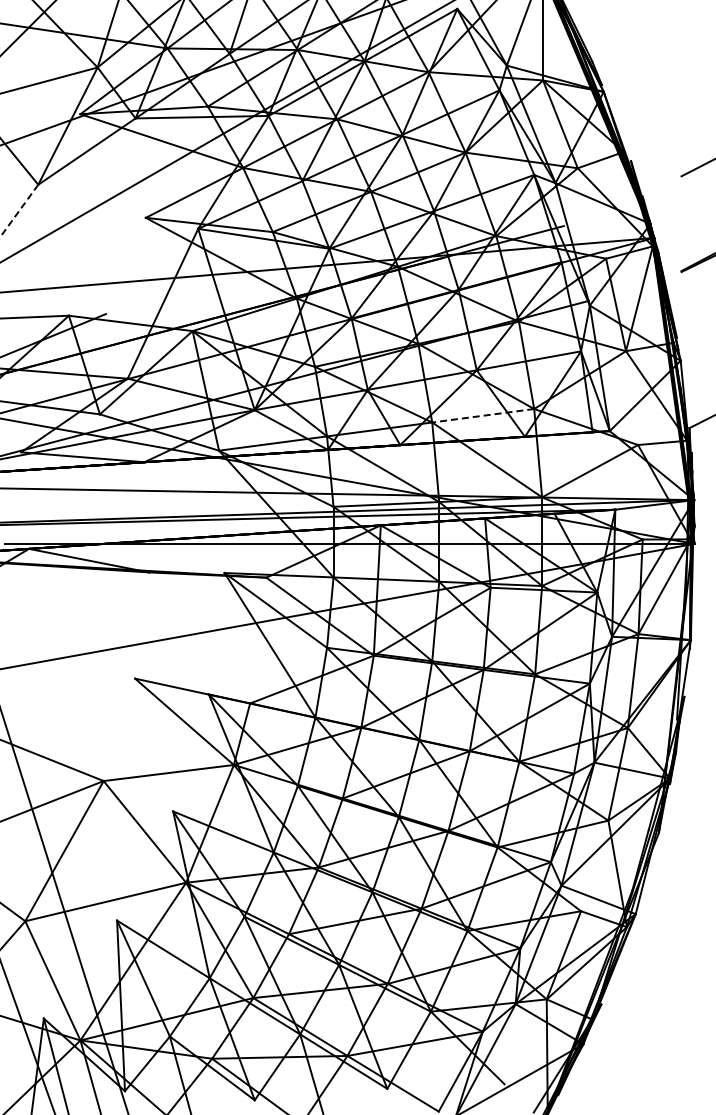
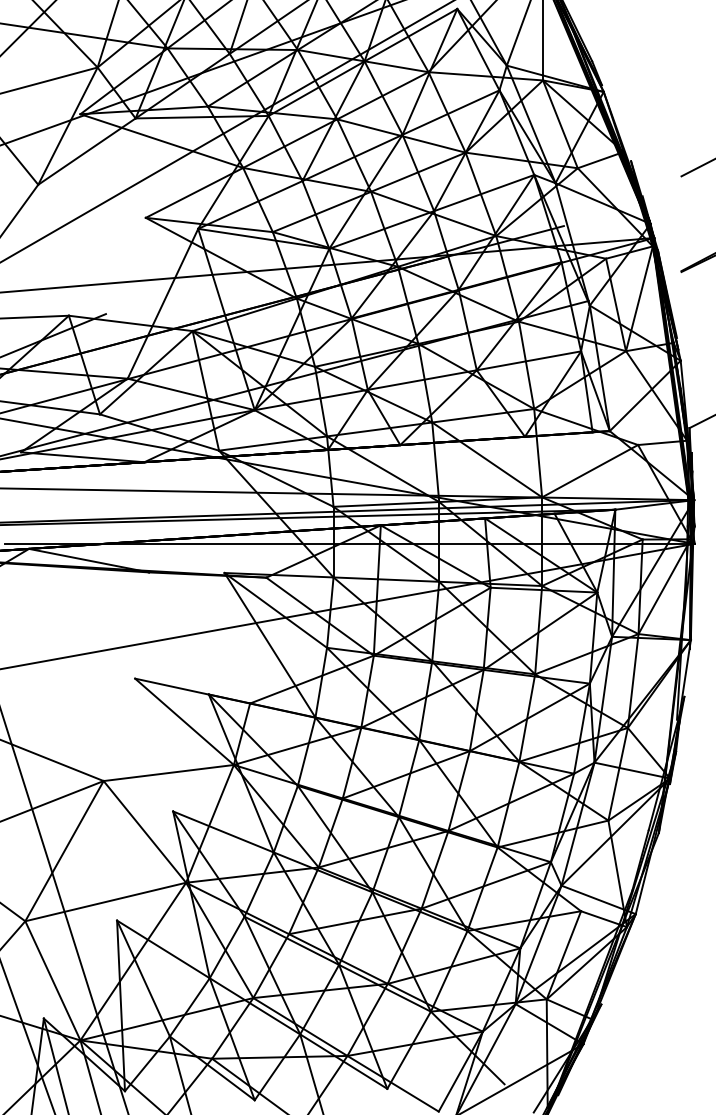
line: dashed -> solid (19, 211)
line: dashed -> solid (482, 415)
